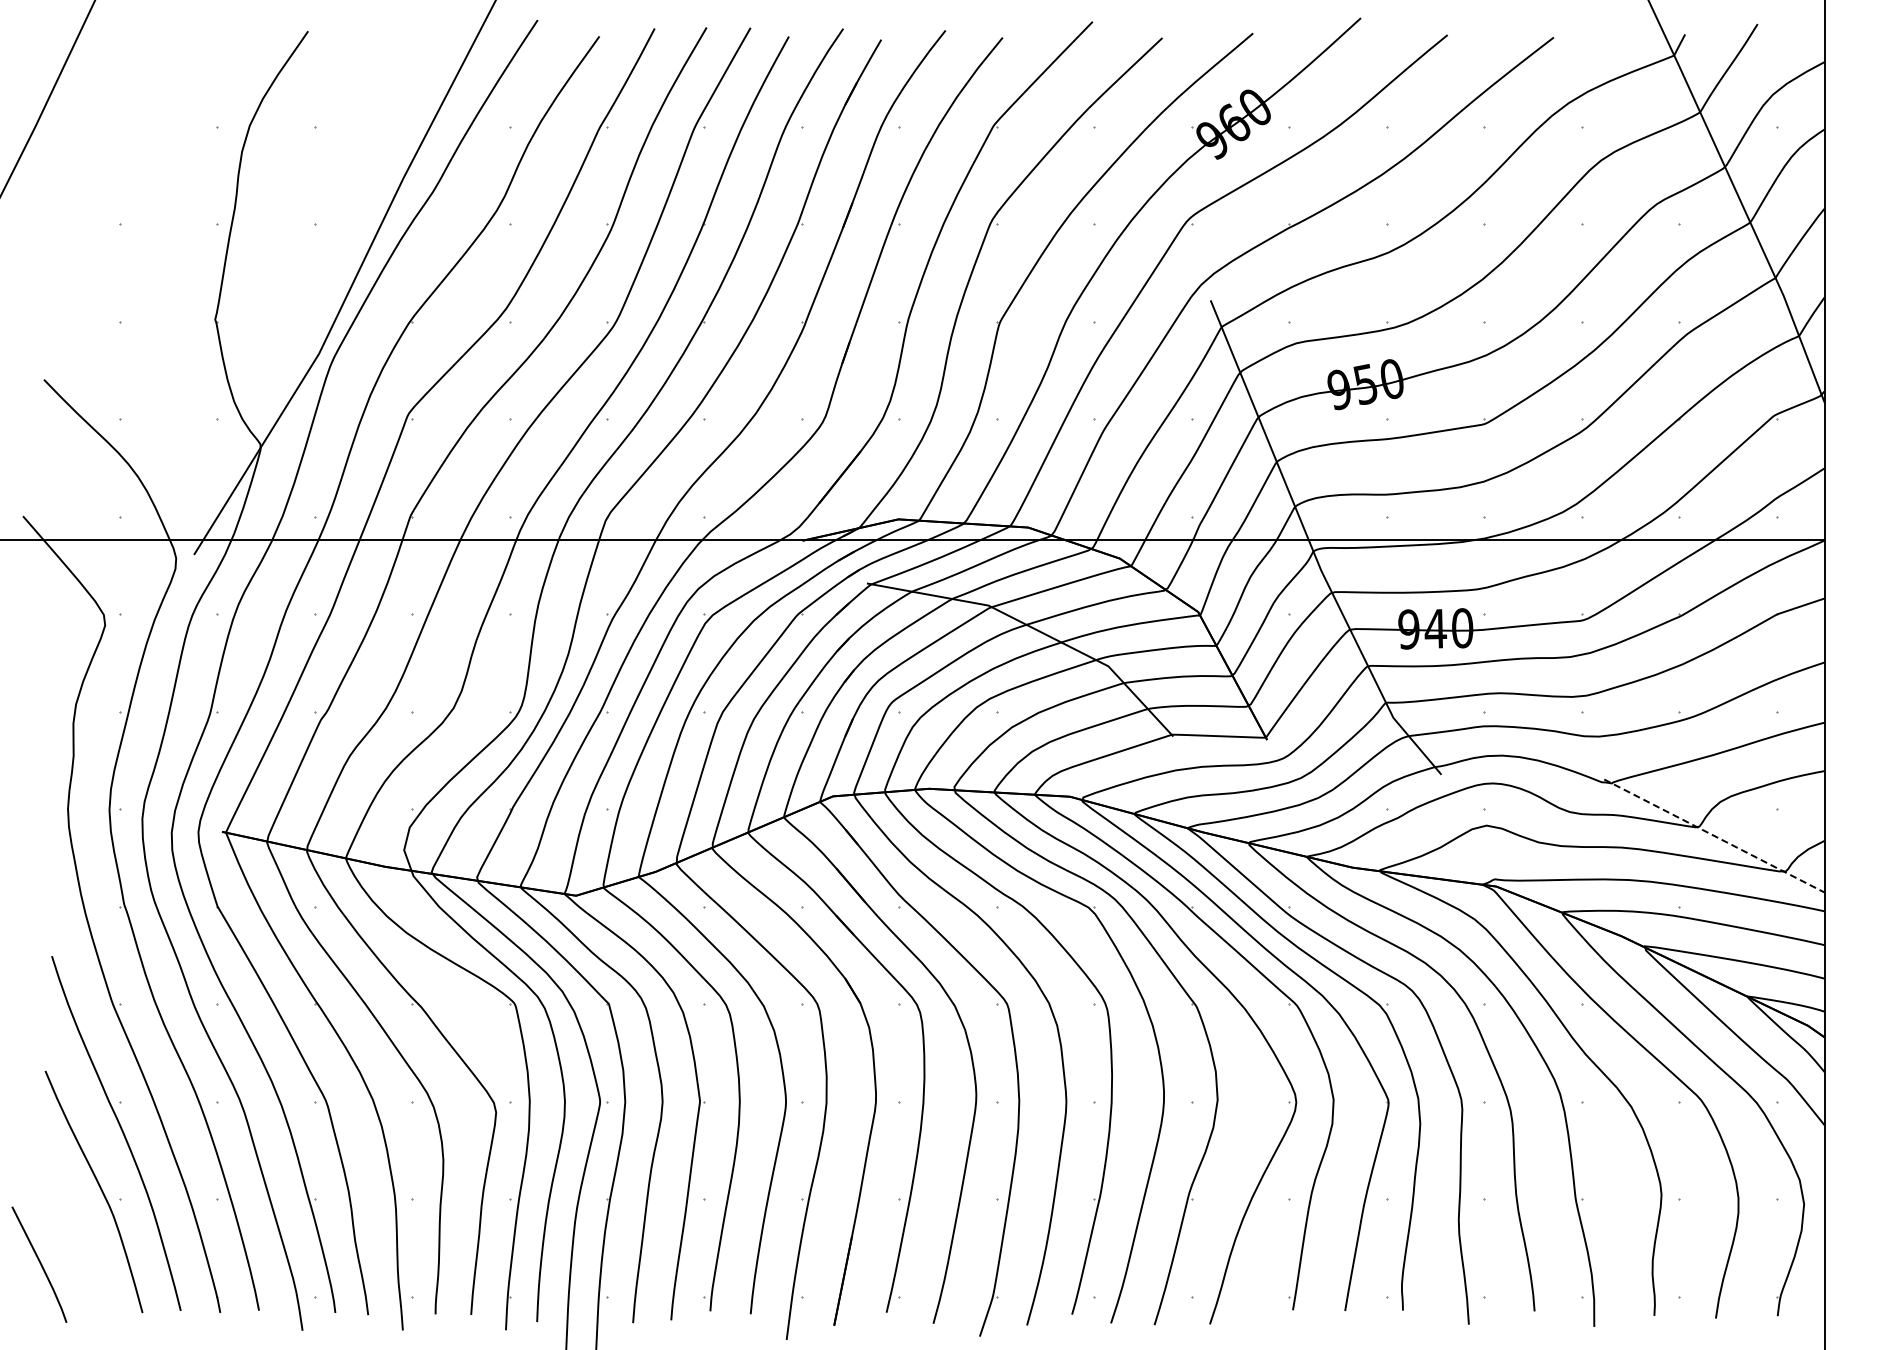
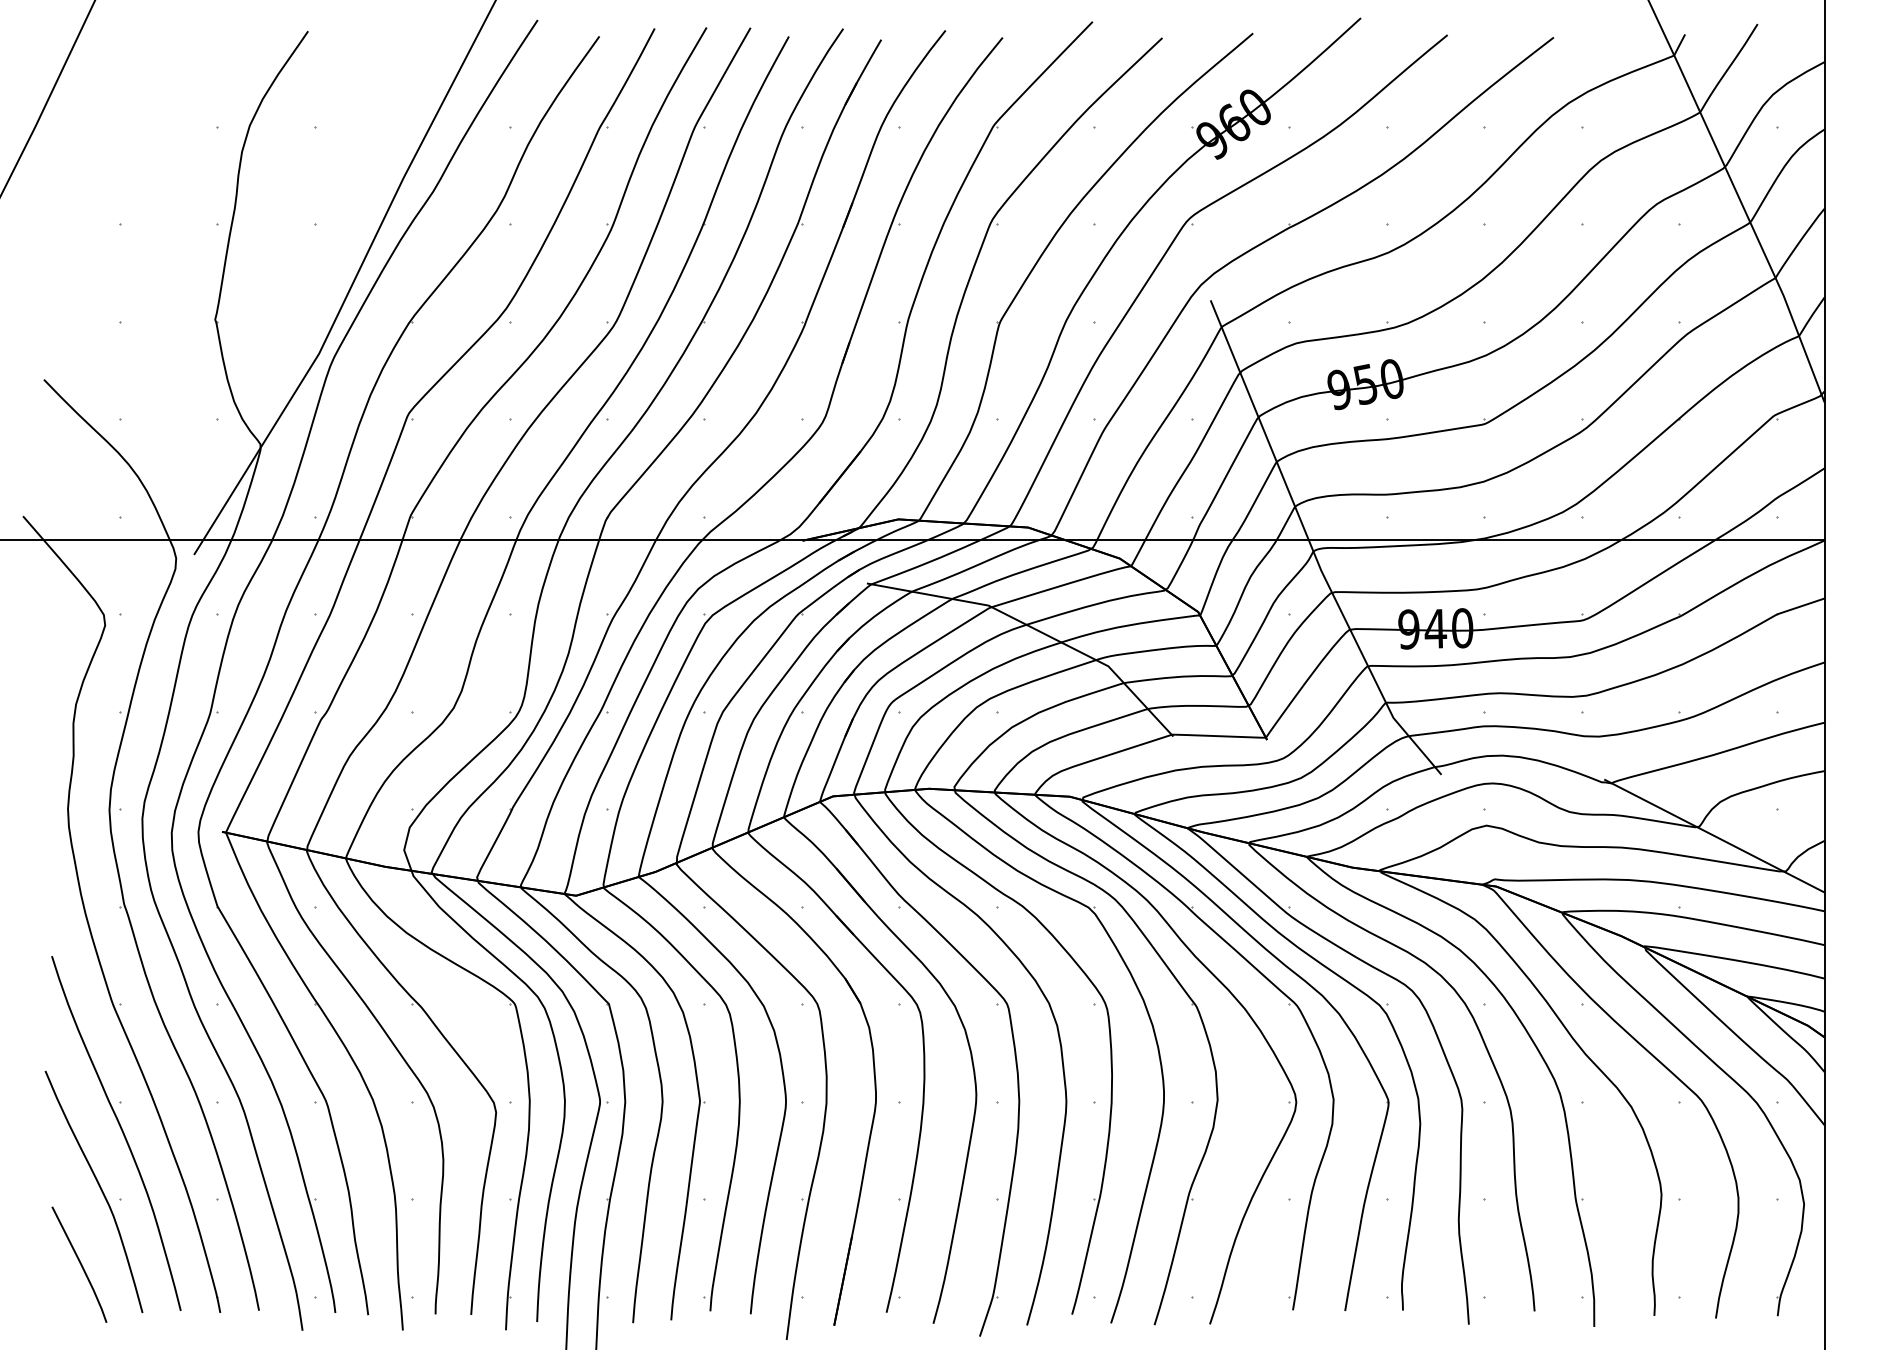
line: dashed -> solid (1714, 835)
line position: (39, 1263) -> (79, 1263) (79, 1263)
